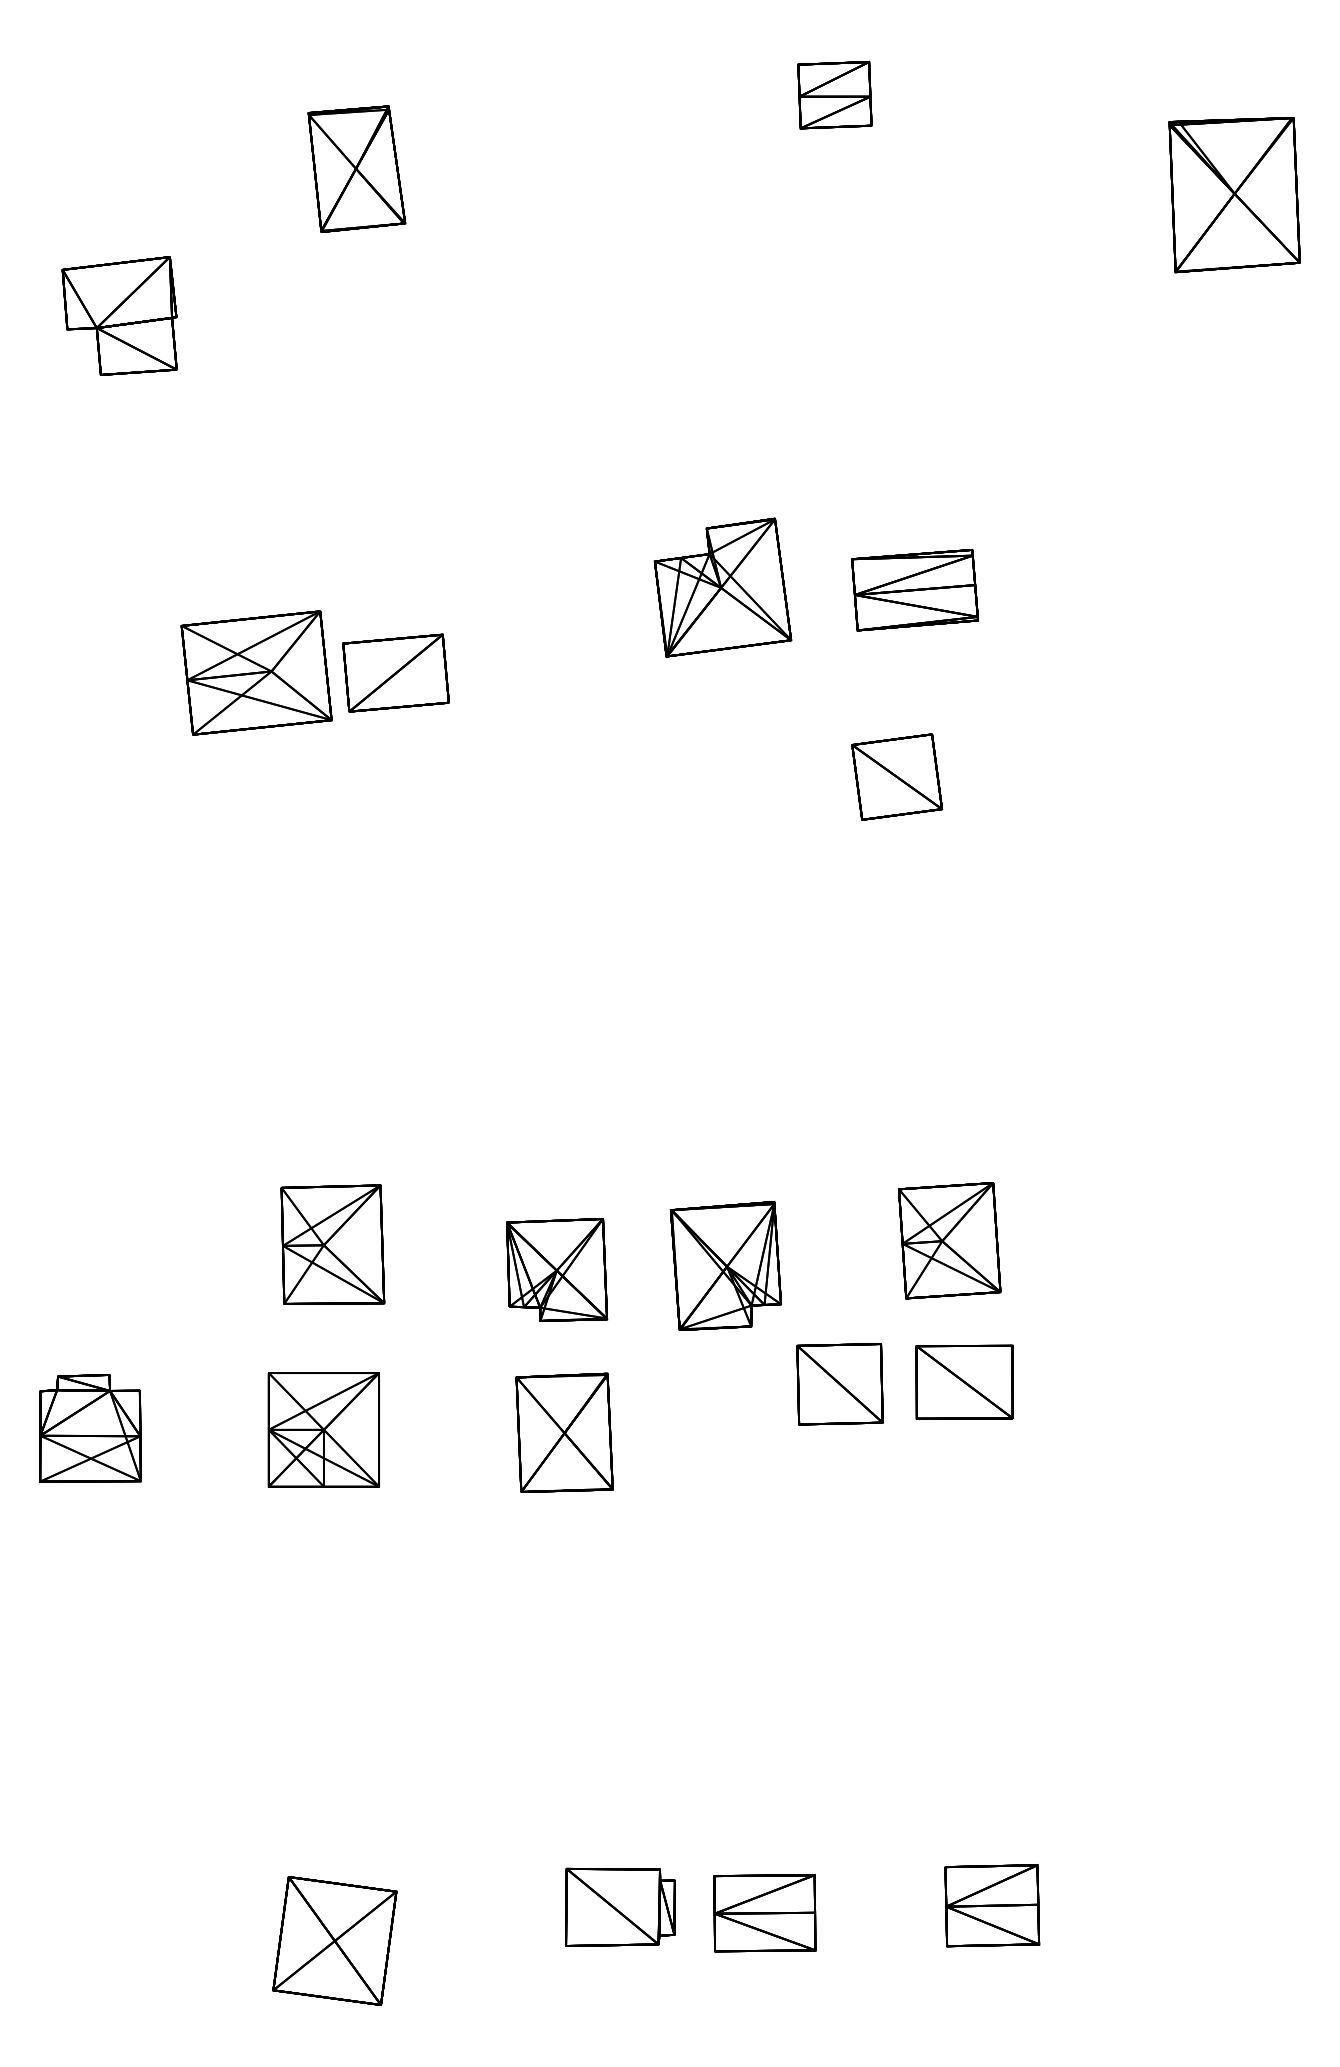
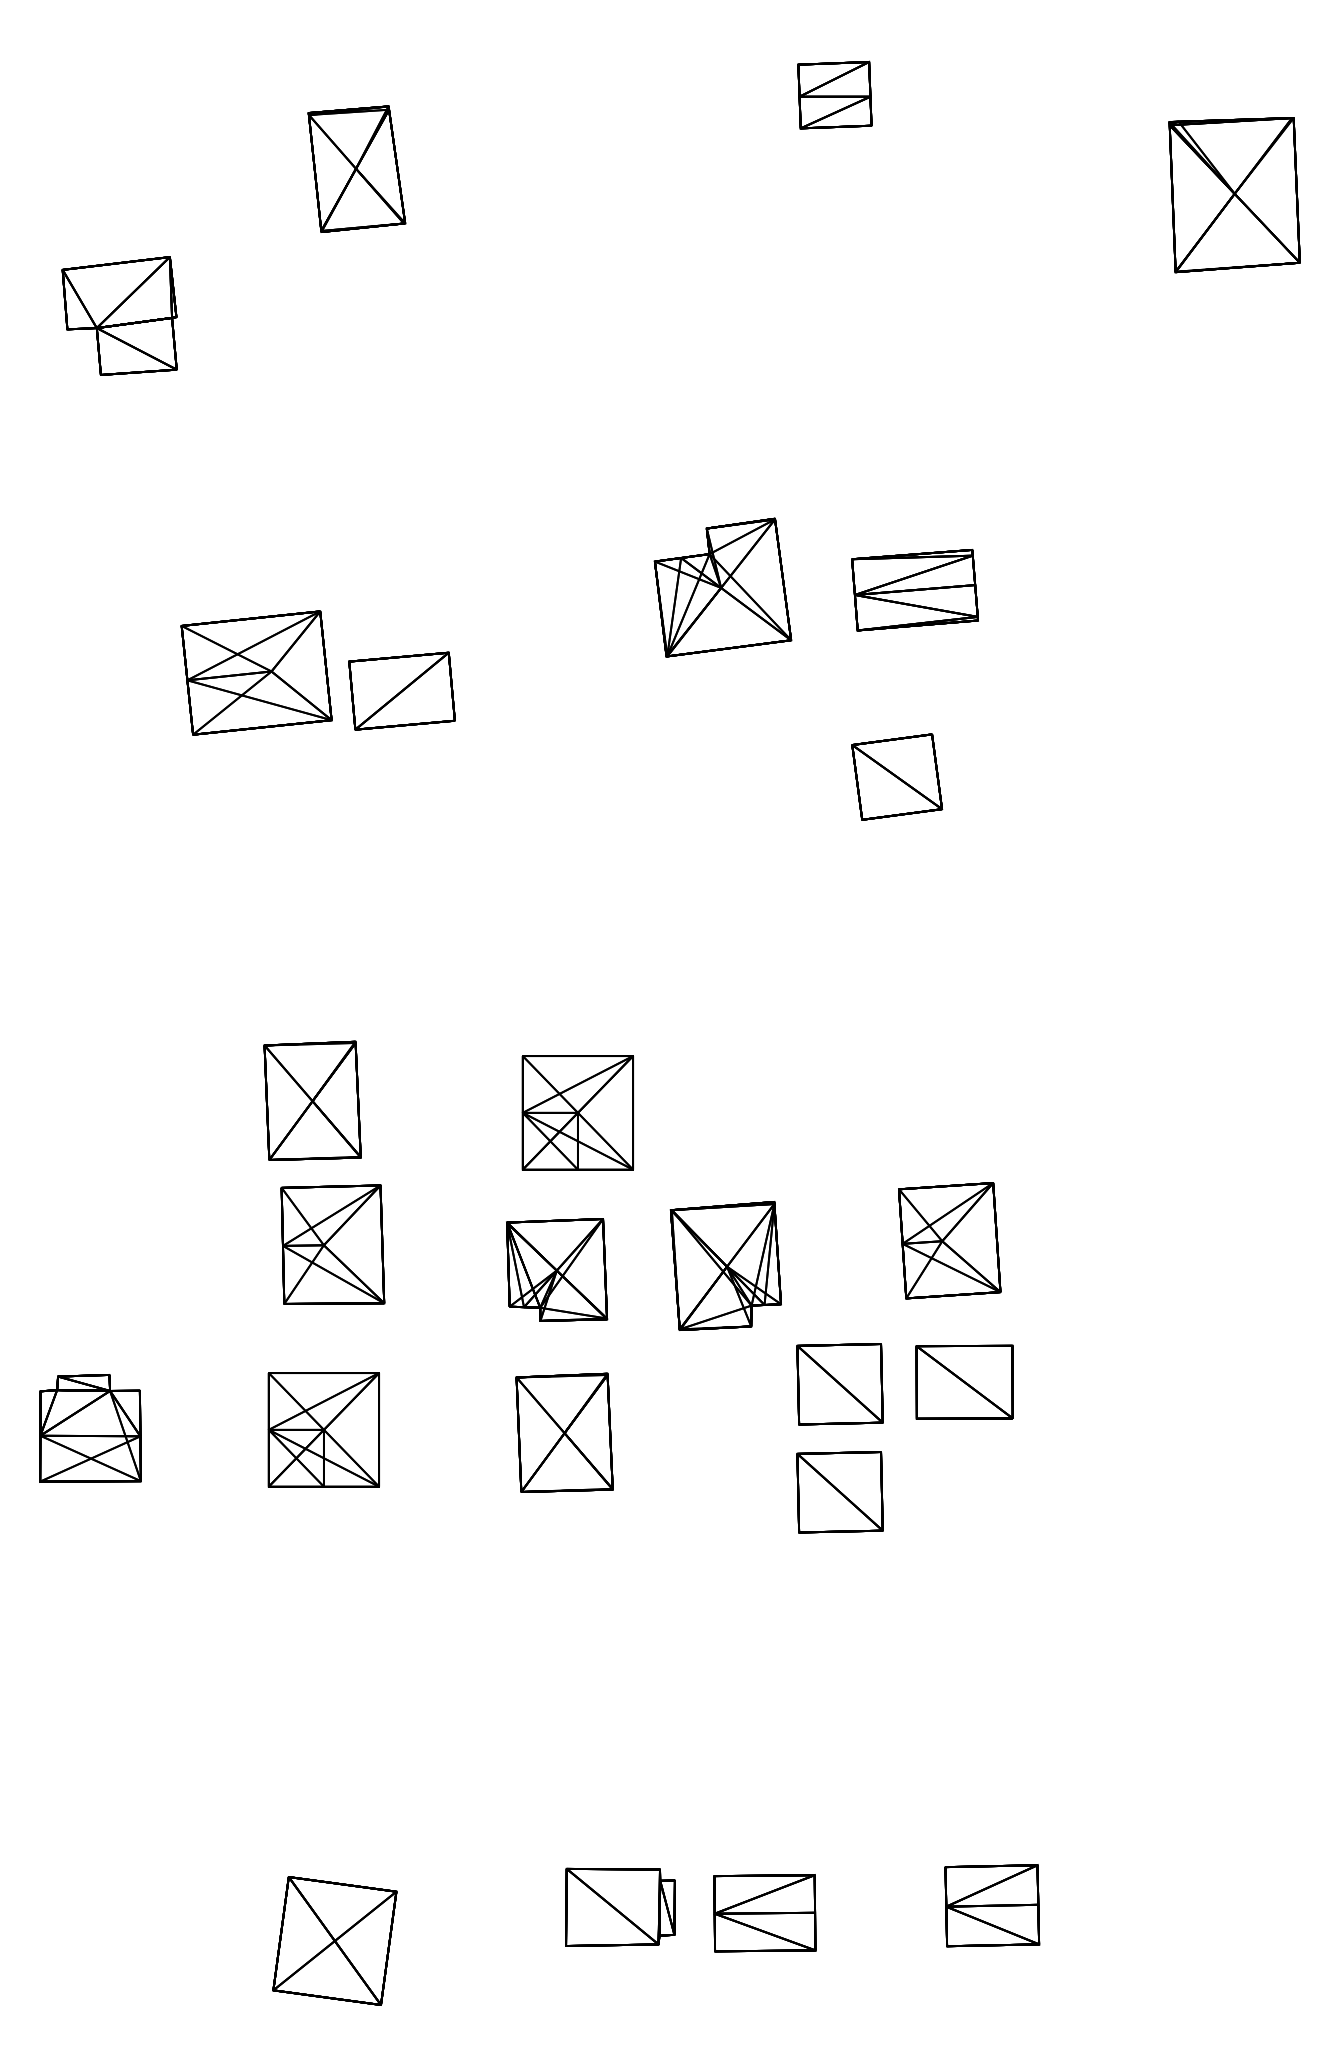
part position: (395, 672) -> (401, 690) (401, 690)
part: none -> present (312, 1100)
part: none -> present (577, 1112)
part: none -> present (839, 1492)
